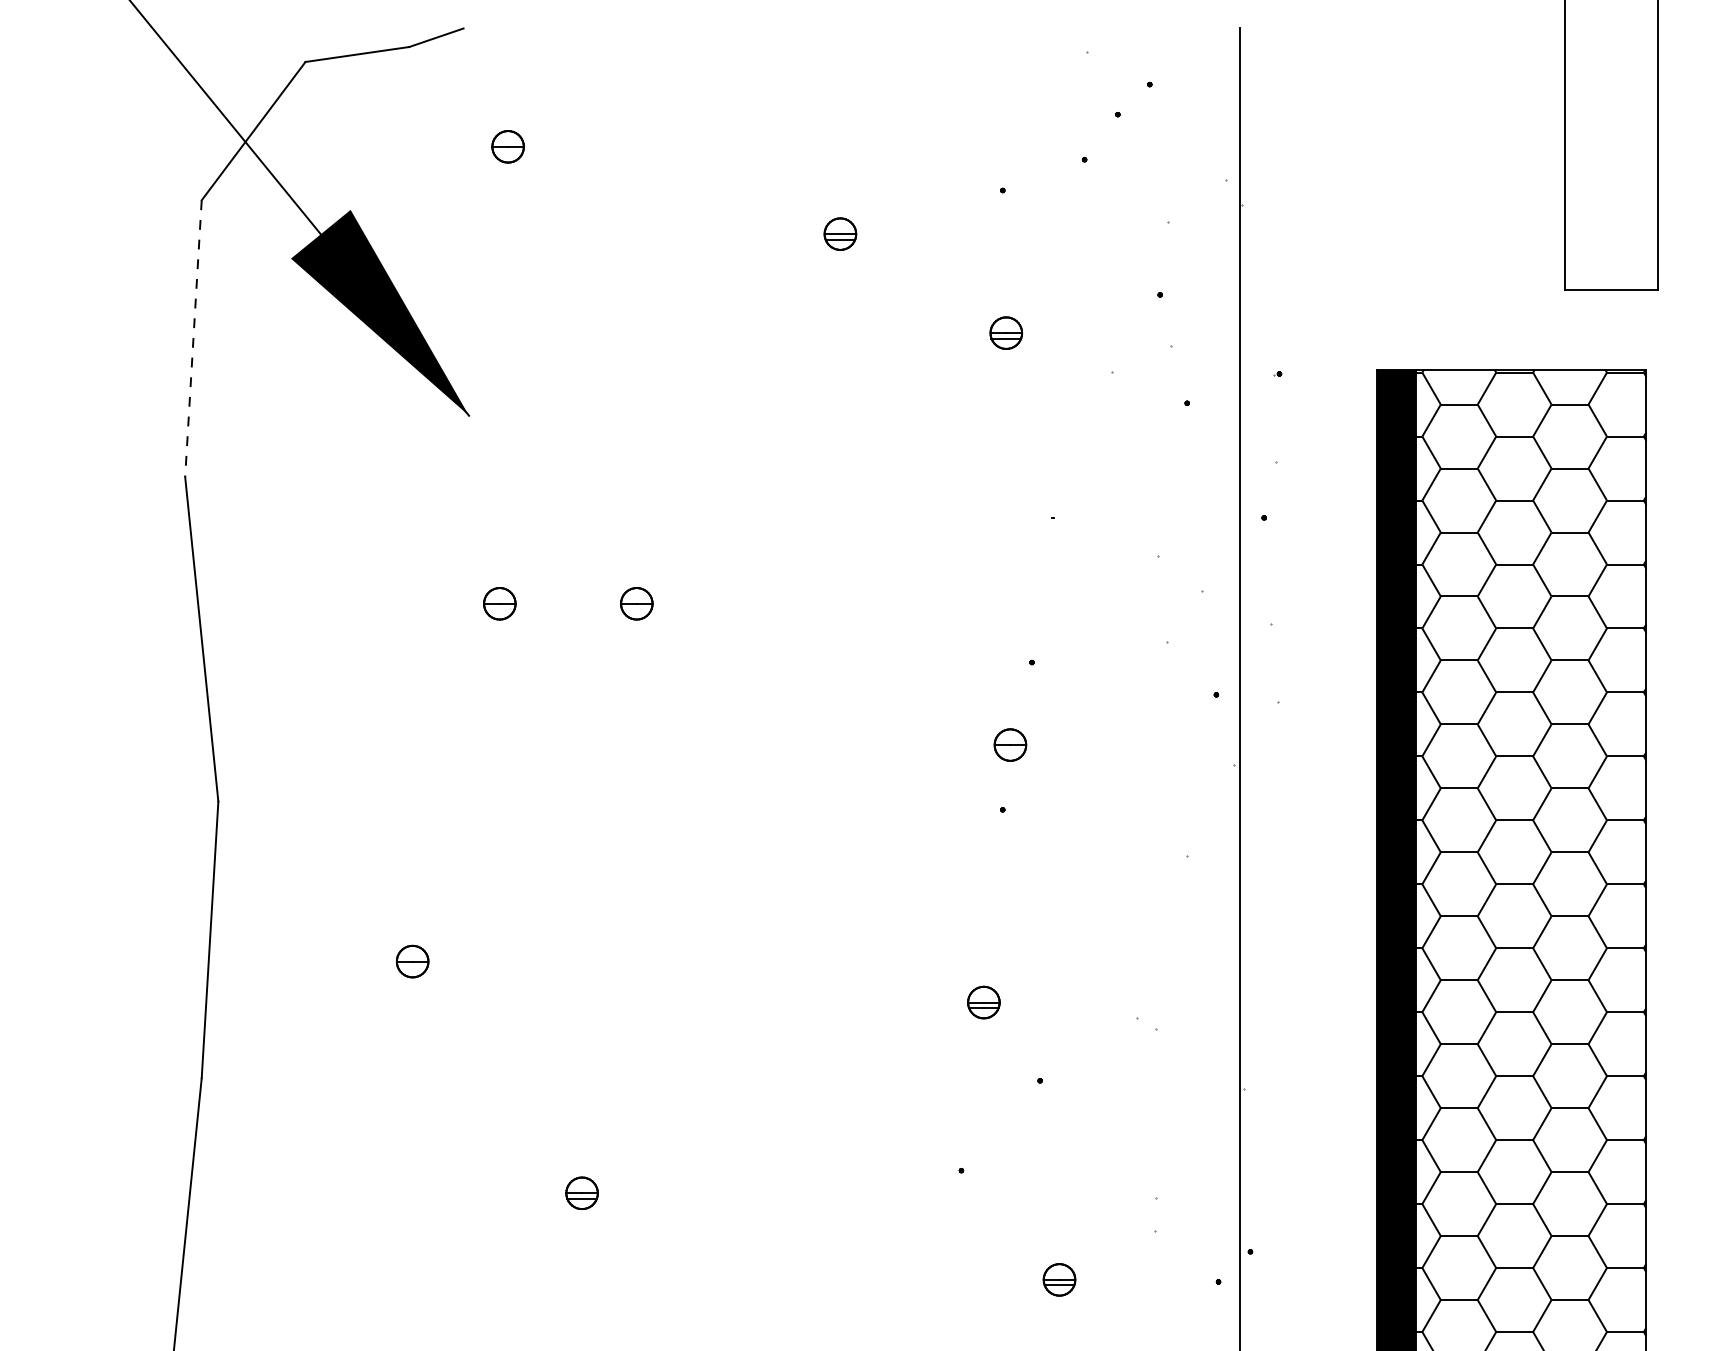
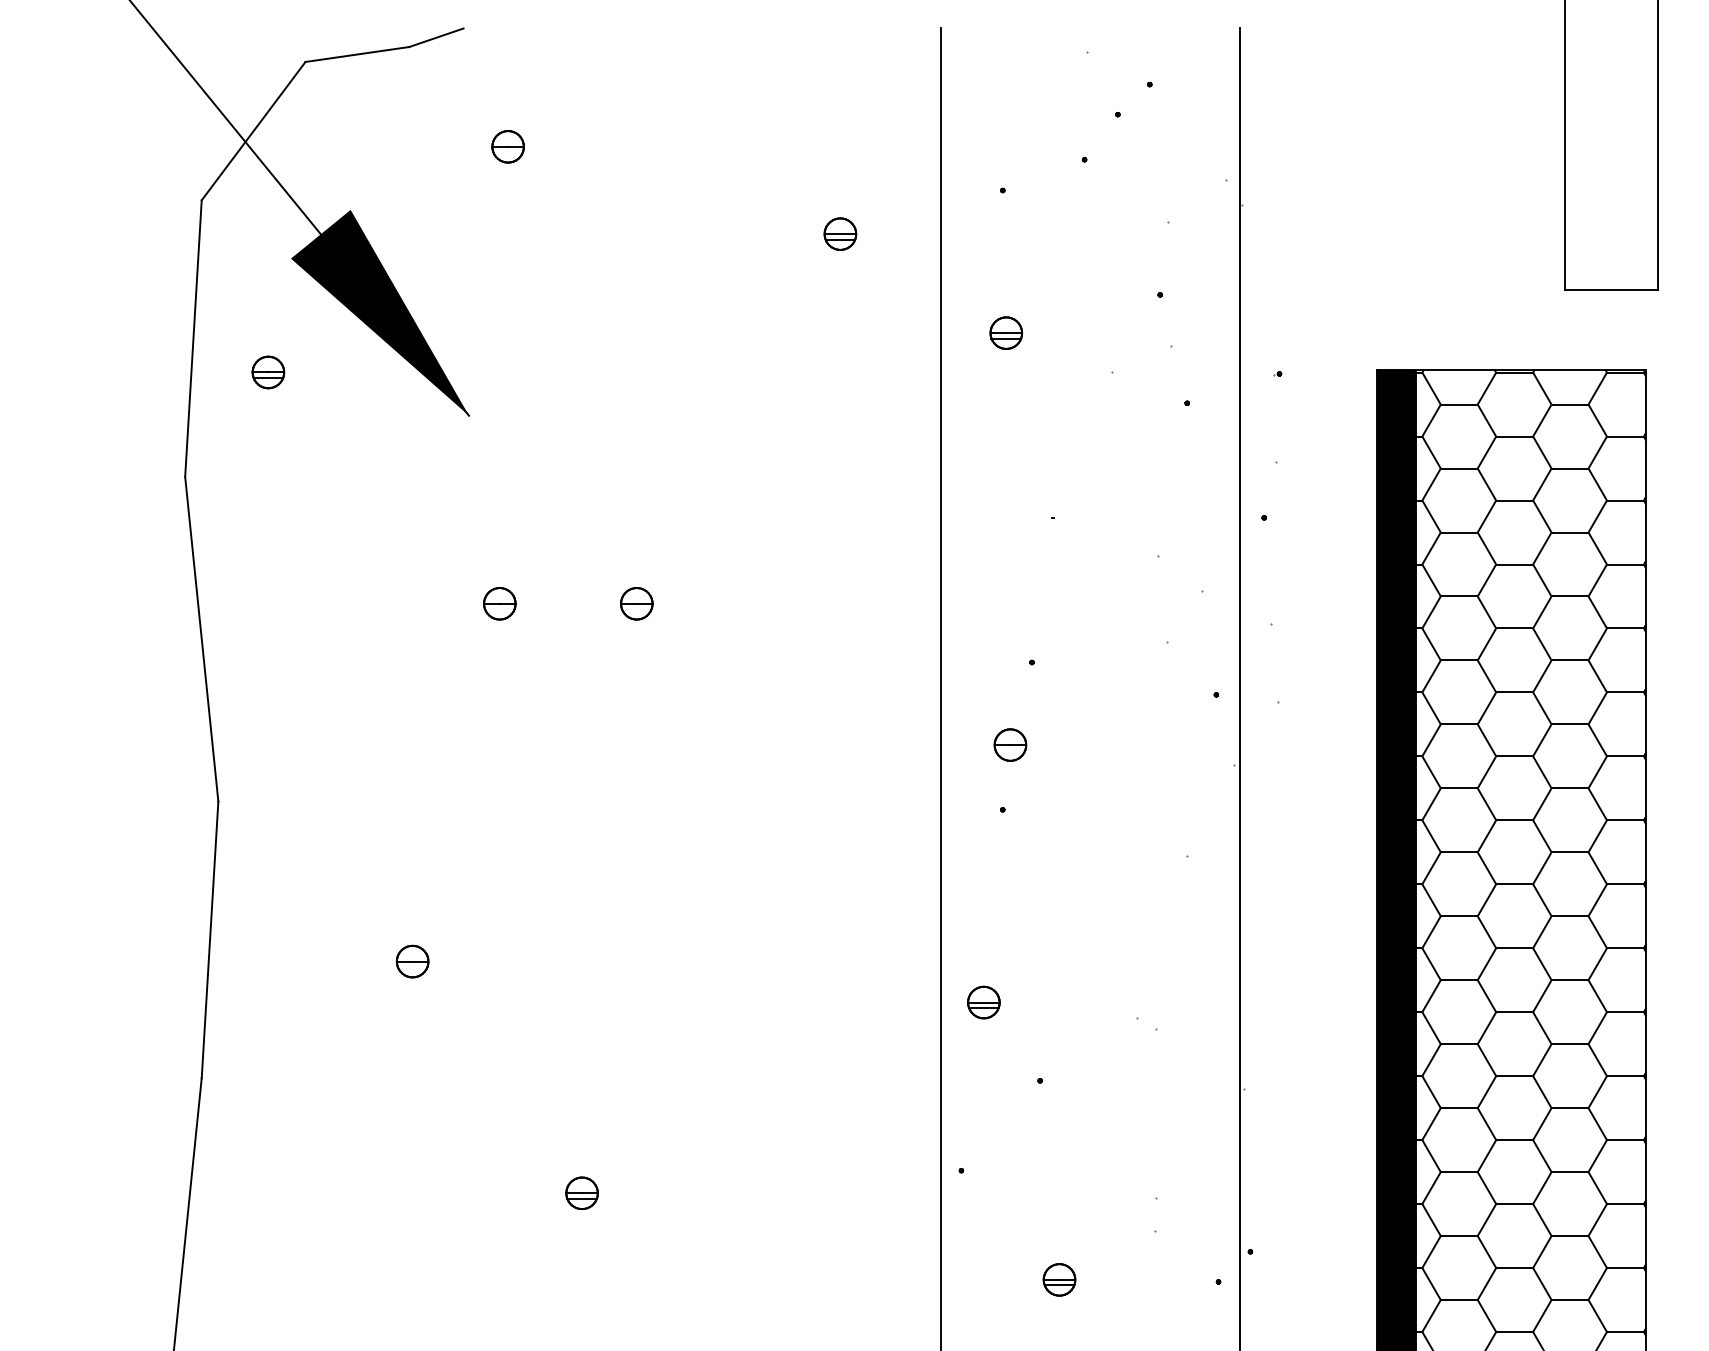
line: dashed -> solid (193, 338)
part: none -> present (268, 372)
line: none -> present (940, 687)
